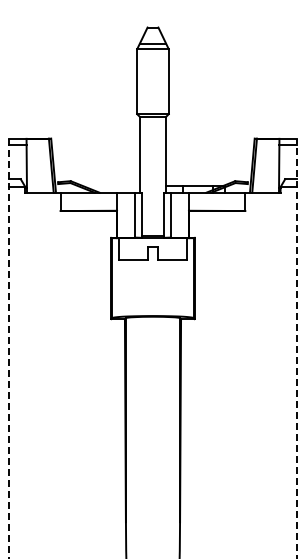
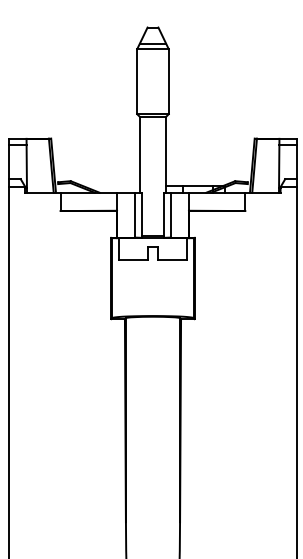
line: dashed -> solid (8, 348)
line: dashed -> solid (297, 348)
